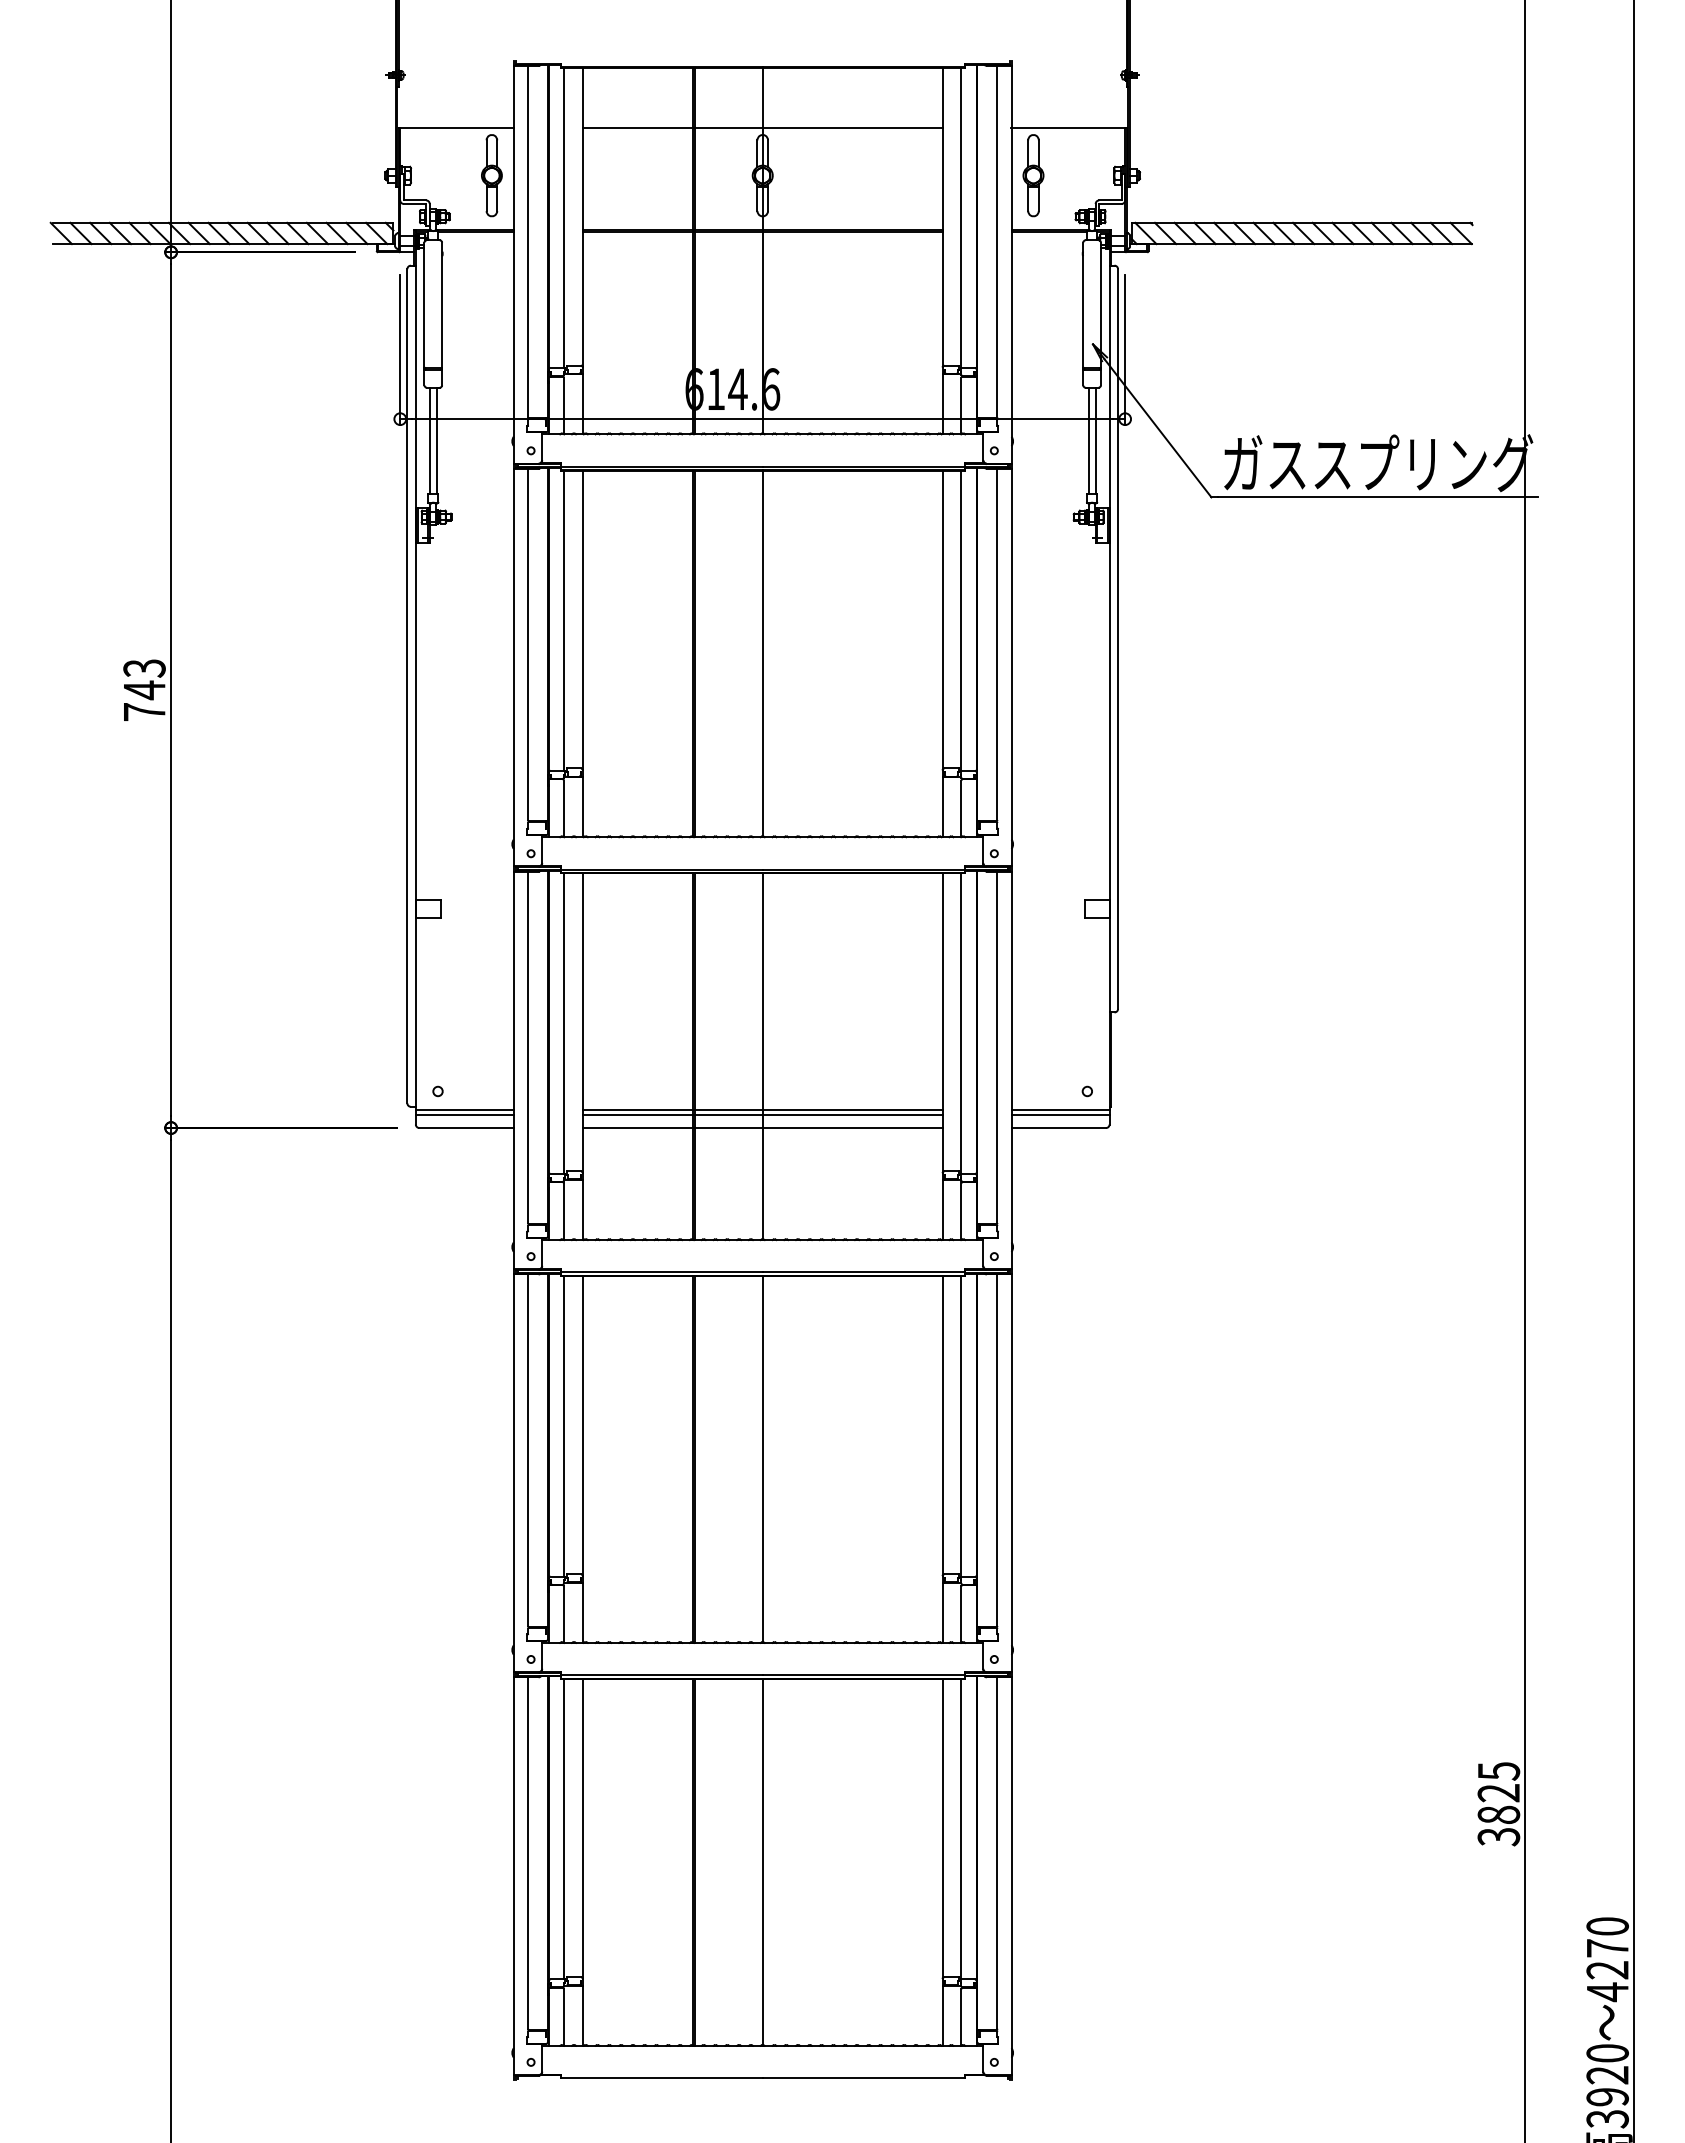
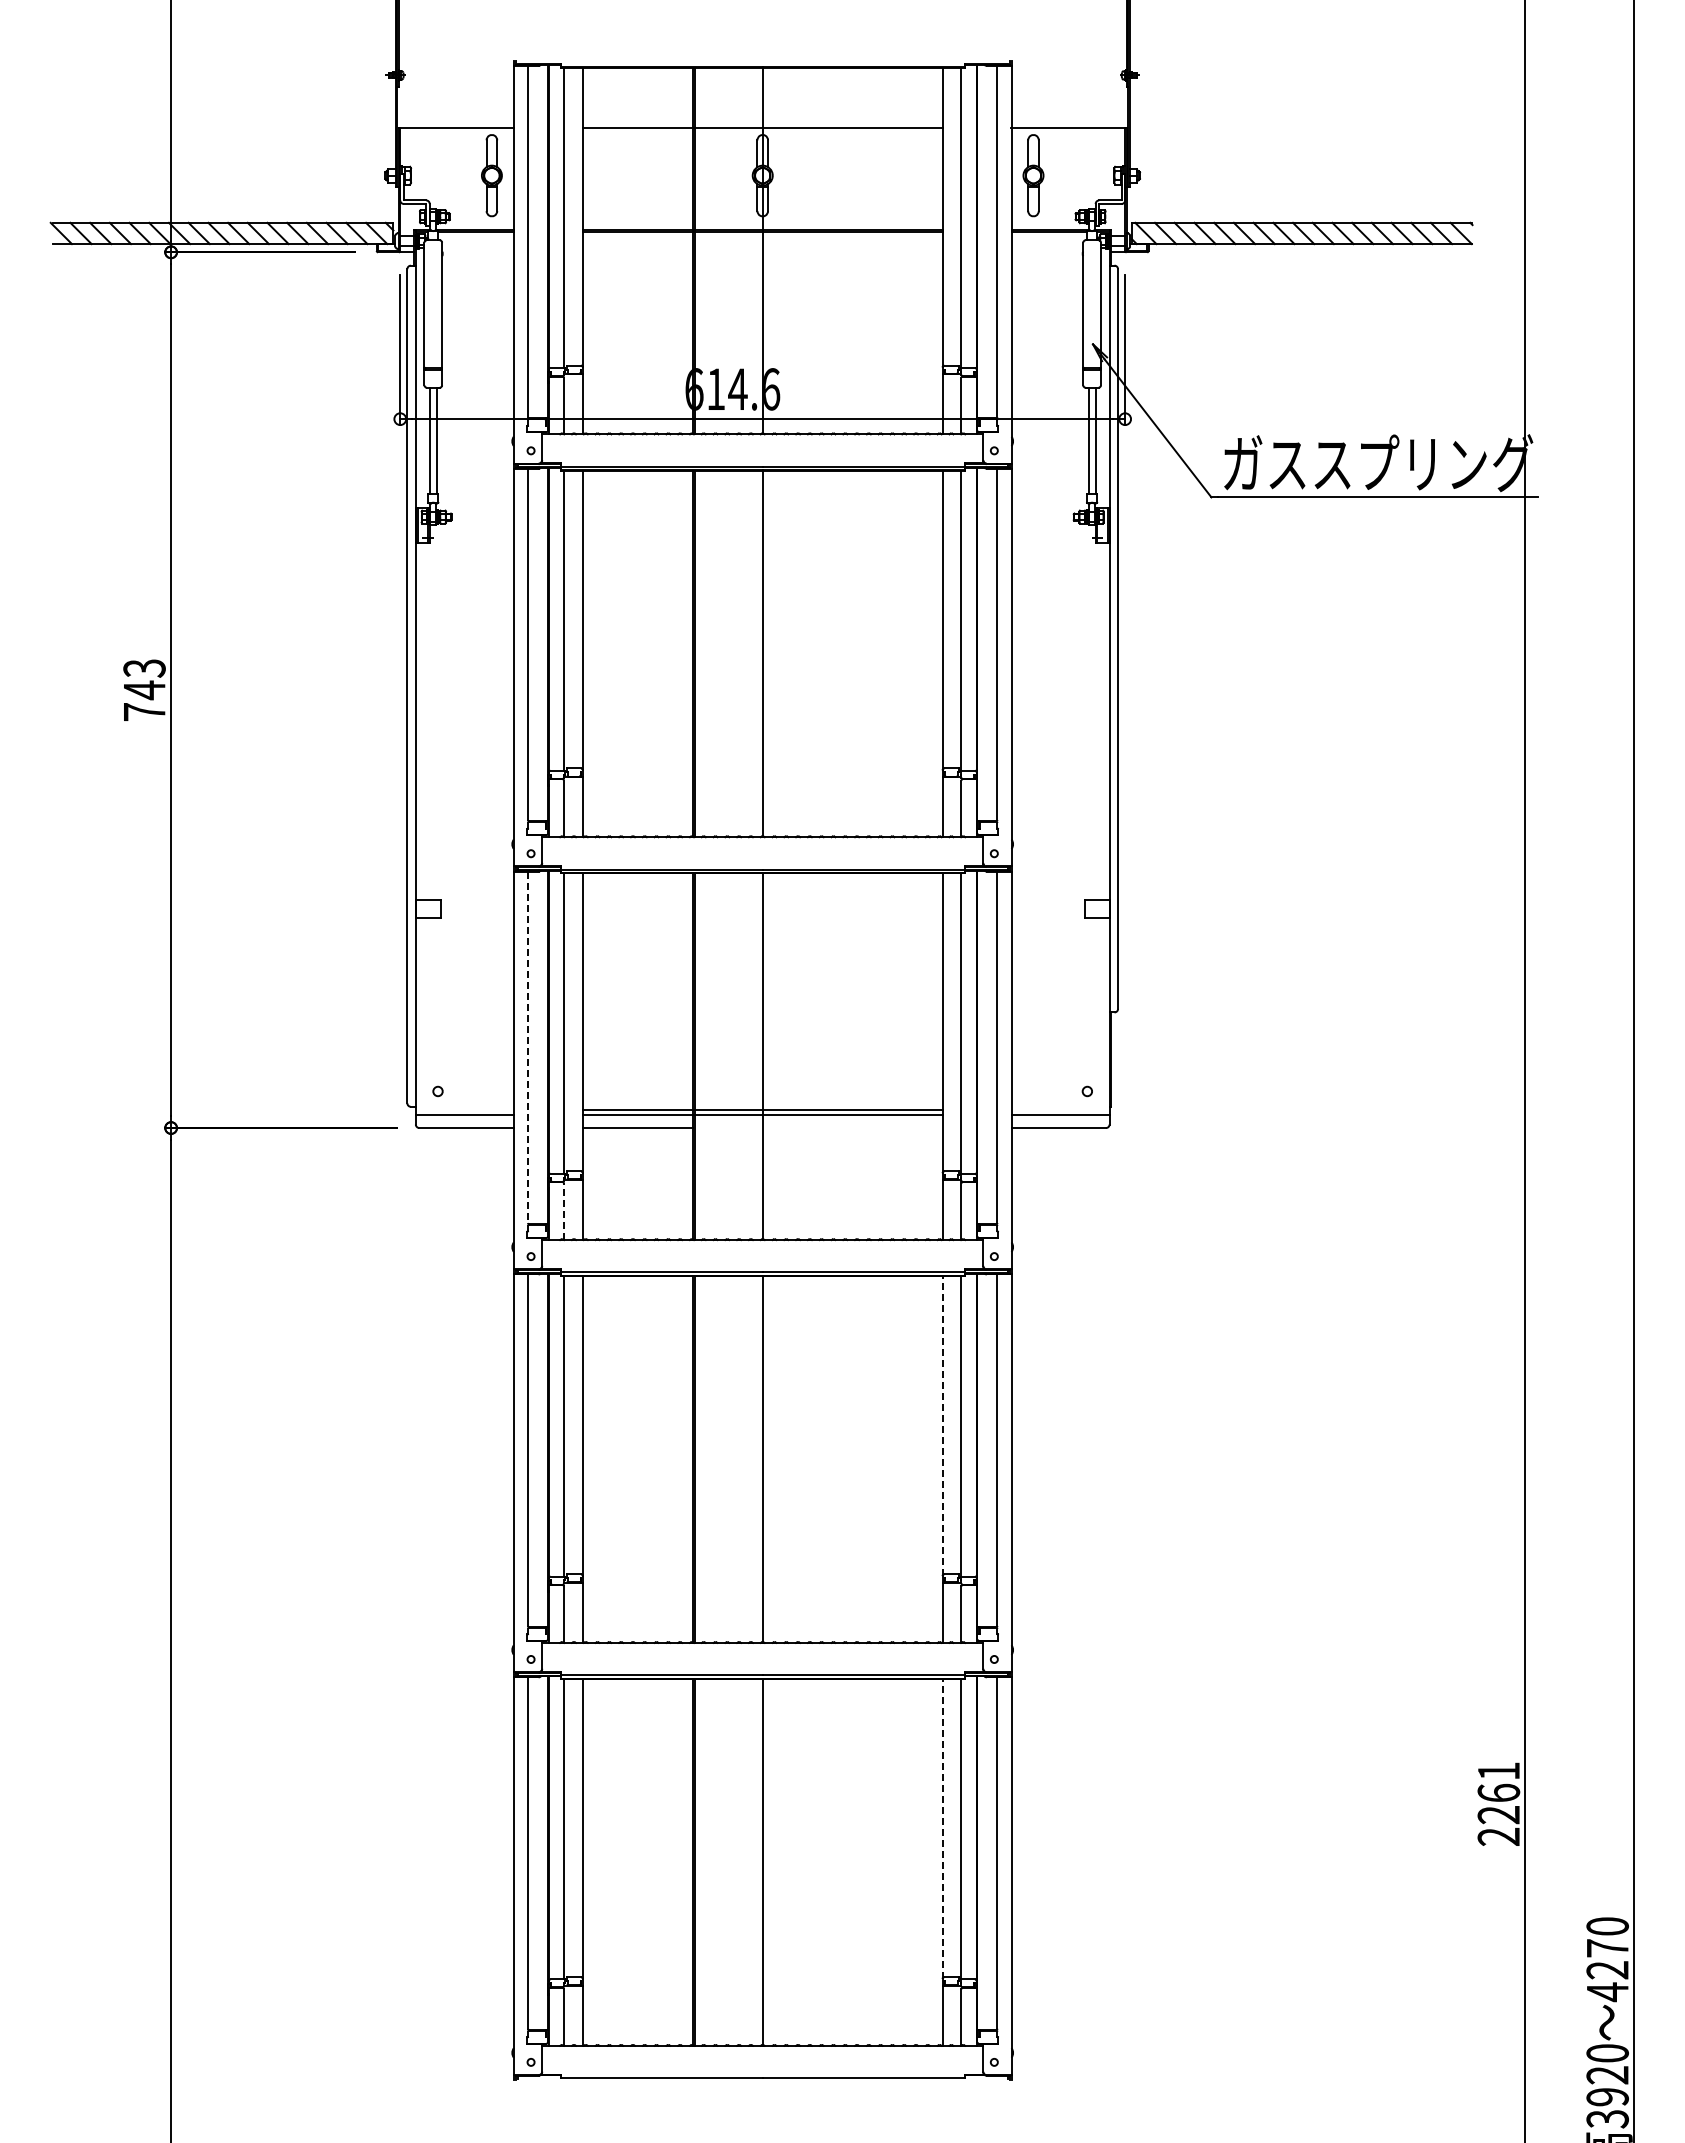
line: solid -> dashed (528, 1047)
line: present -> none (464, 1110)
line: present -> none (1060, 1110)
line: present -> none (818, 1128)
line: solid -> dashed (563, 1211)
line: solid -> dashed (942, 1426)
text: 3825 -> 2261 (1498, 1804)
line: solid -> dashed (942, 1829)
